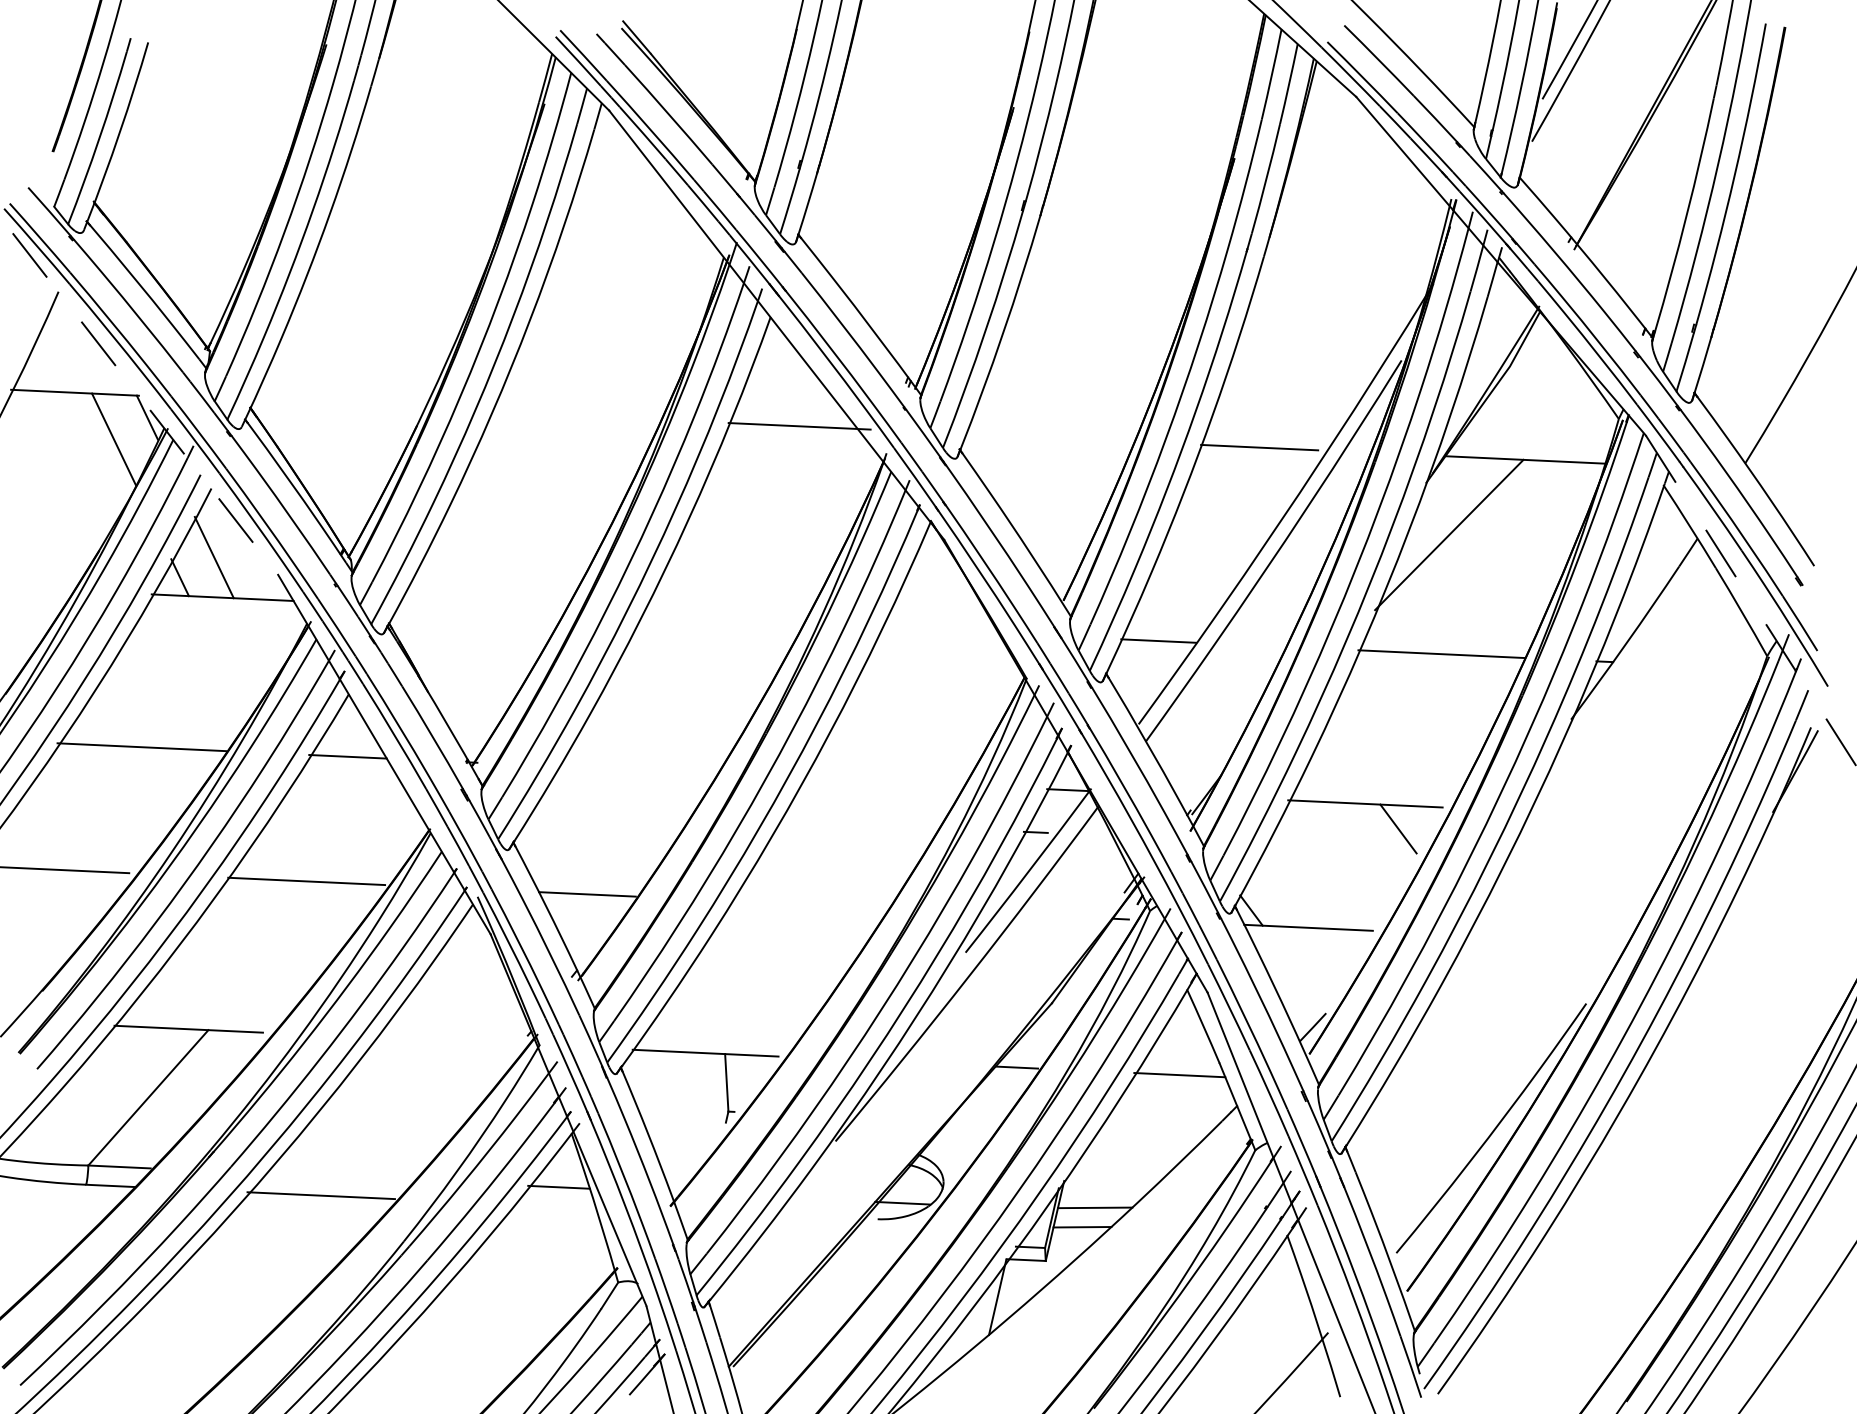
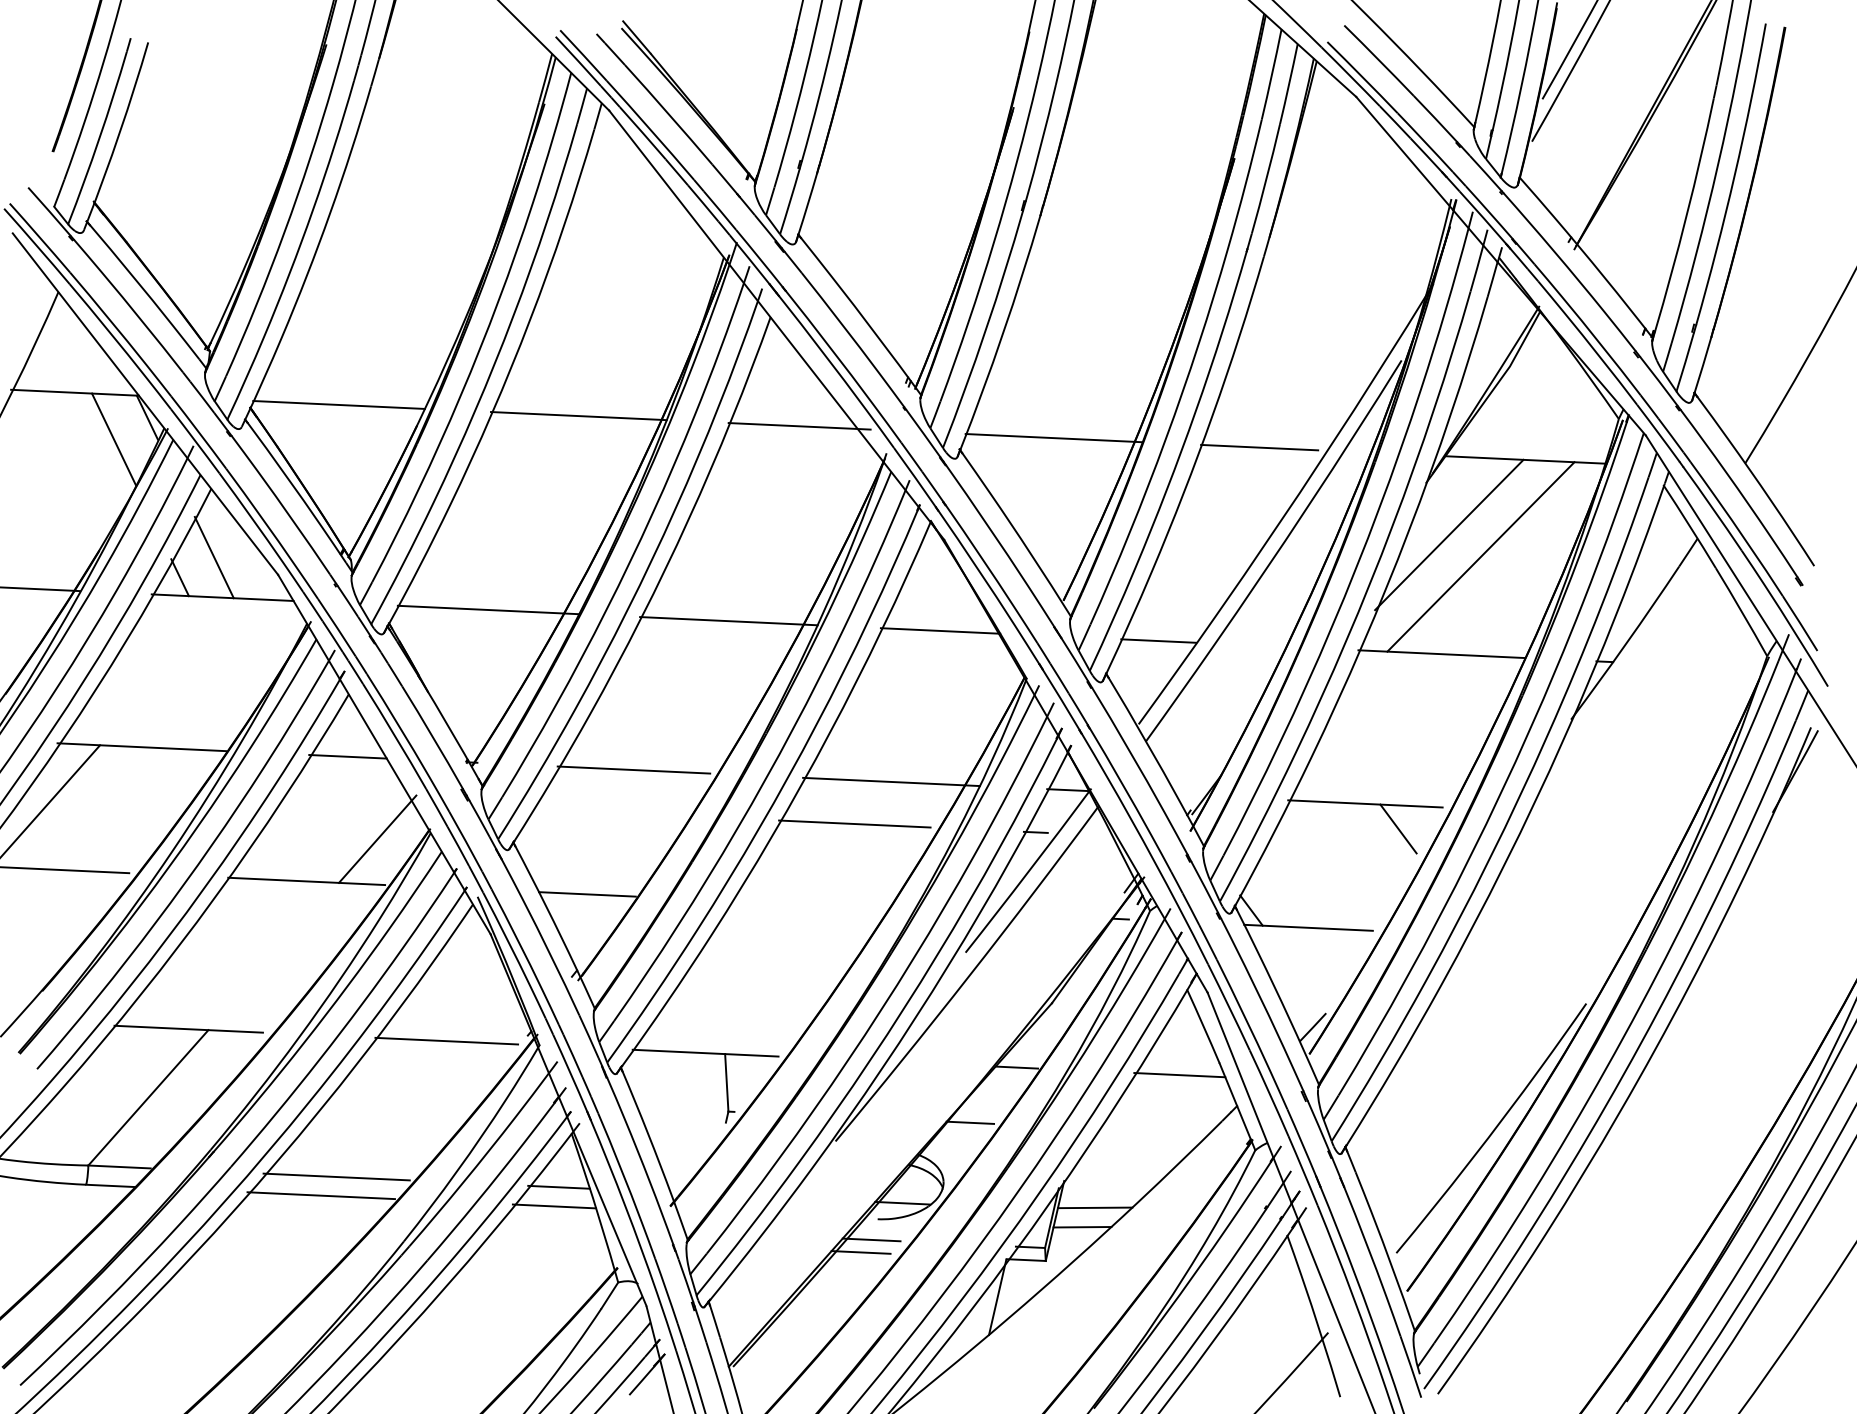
line: dashed -> solid (145, 404)
line: none -> present (338, 404)
line: none -> present (578, 416)
line: none -> present (1053, 438)
line: none -> present (1480, 556)
line: none -> present (40, 589)
line: dashed -> solid (1751, 601)
line: none -> present (488, 609)
line: none -> present (728, 621)
line: none -> present (940, 630)
line: none -> present (633, 769)
line: none -> present (891, 781)
line: none -> present (51, 800)
line: none -> present (854, 823)
line: none -> present (377, 838)
line: none -> present (446, 1040)
line: none -> present (970, 1122)
line: none -> present (336, 1176)
line: none -> present (554, 1206)
line: none -> present (871, 1239)
line: none -> present (860, 1252)
